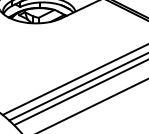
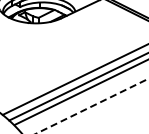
line: solid -> dashed (92, 106)
